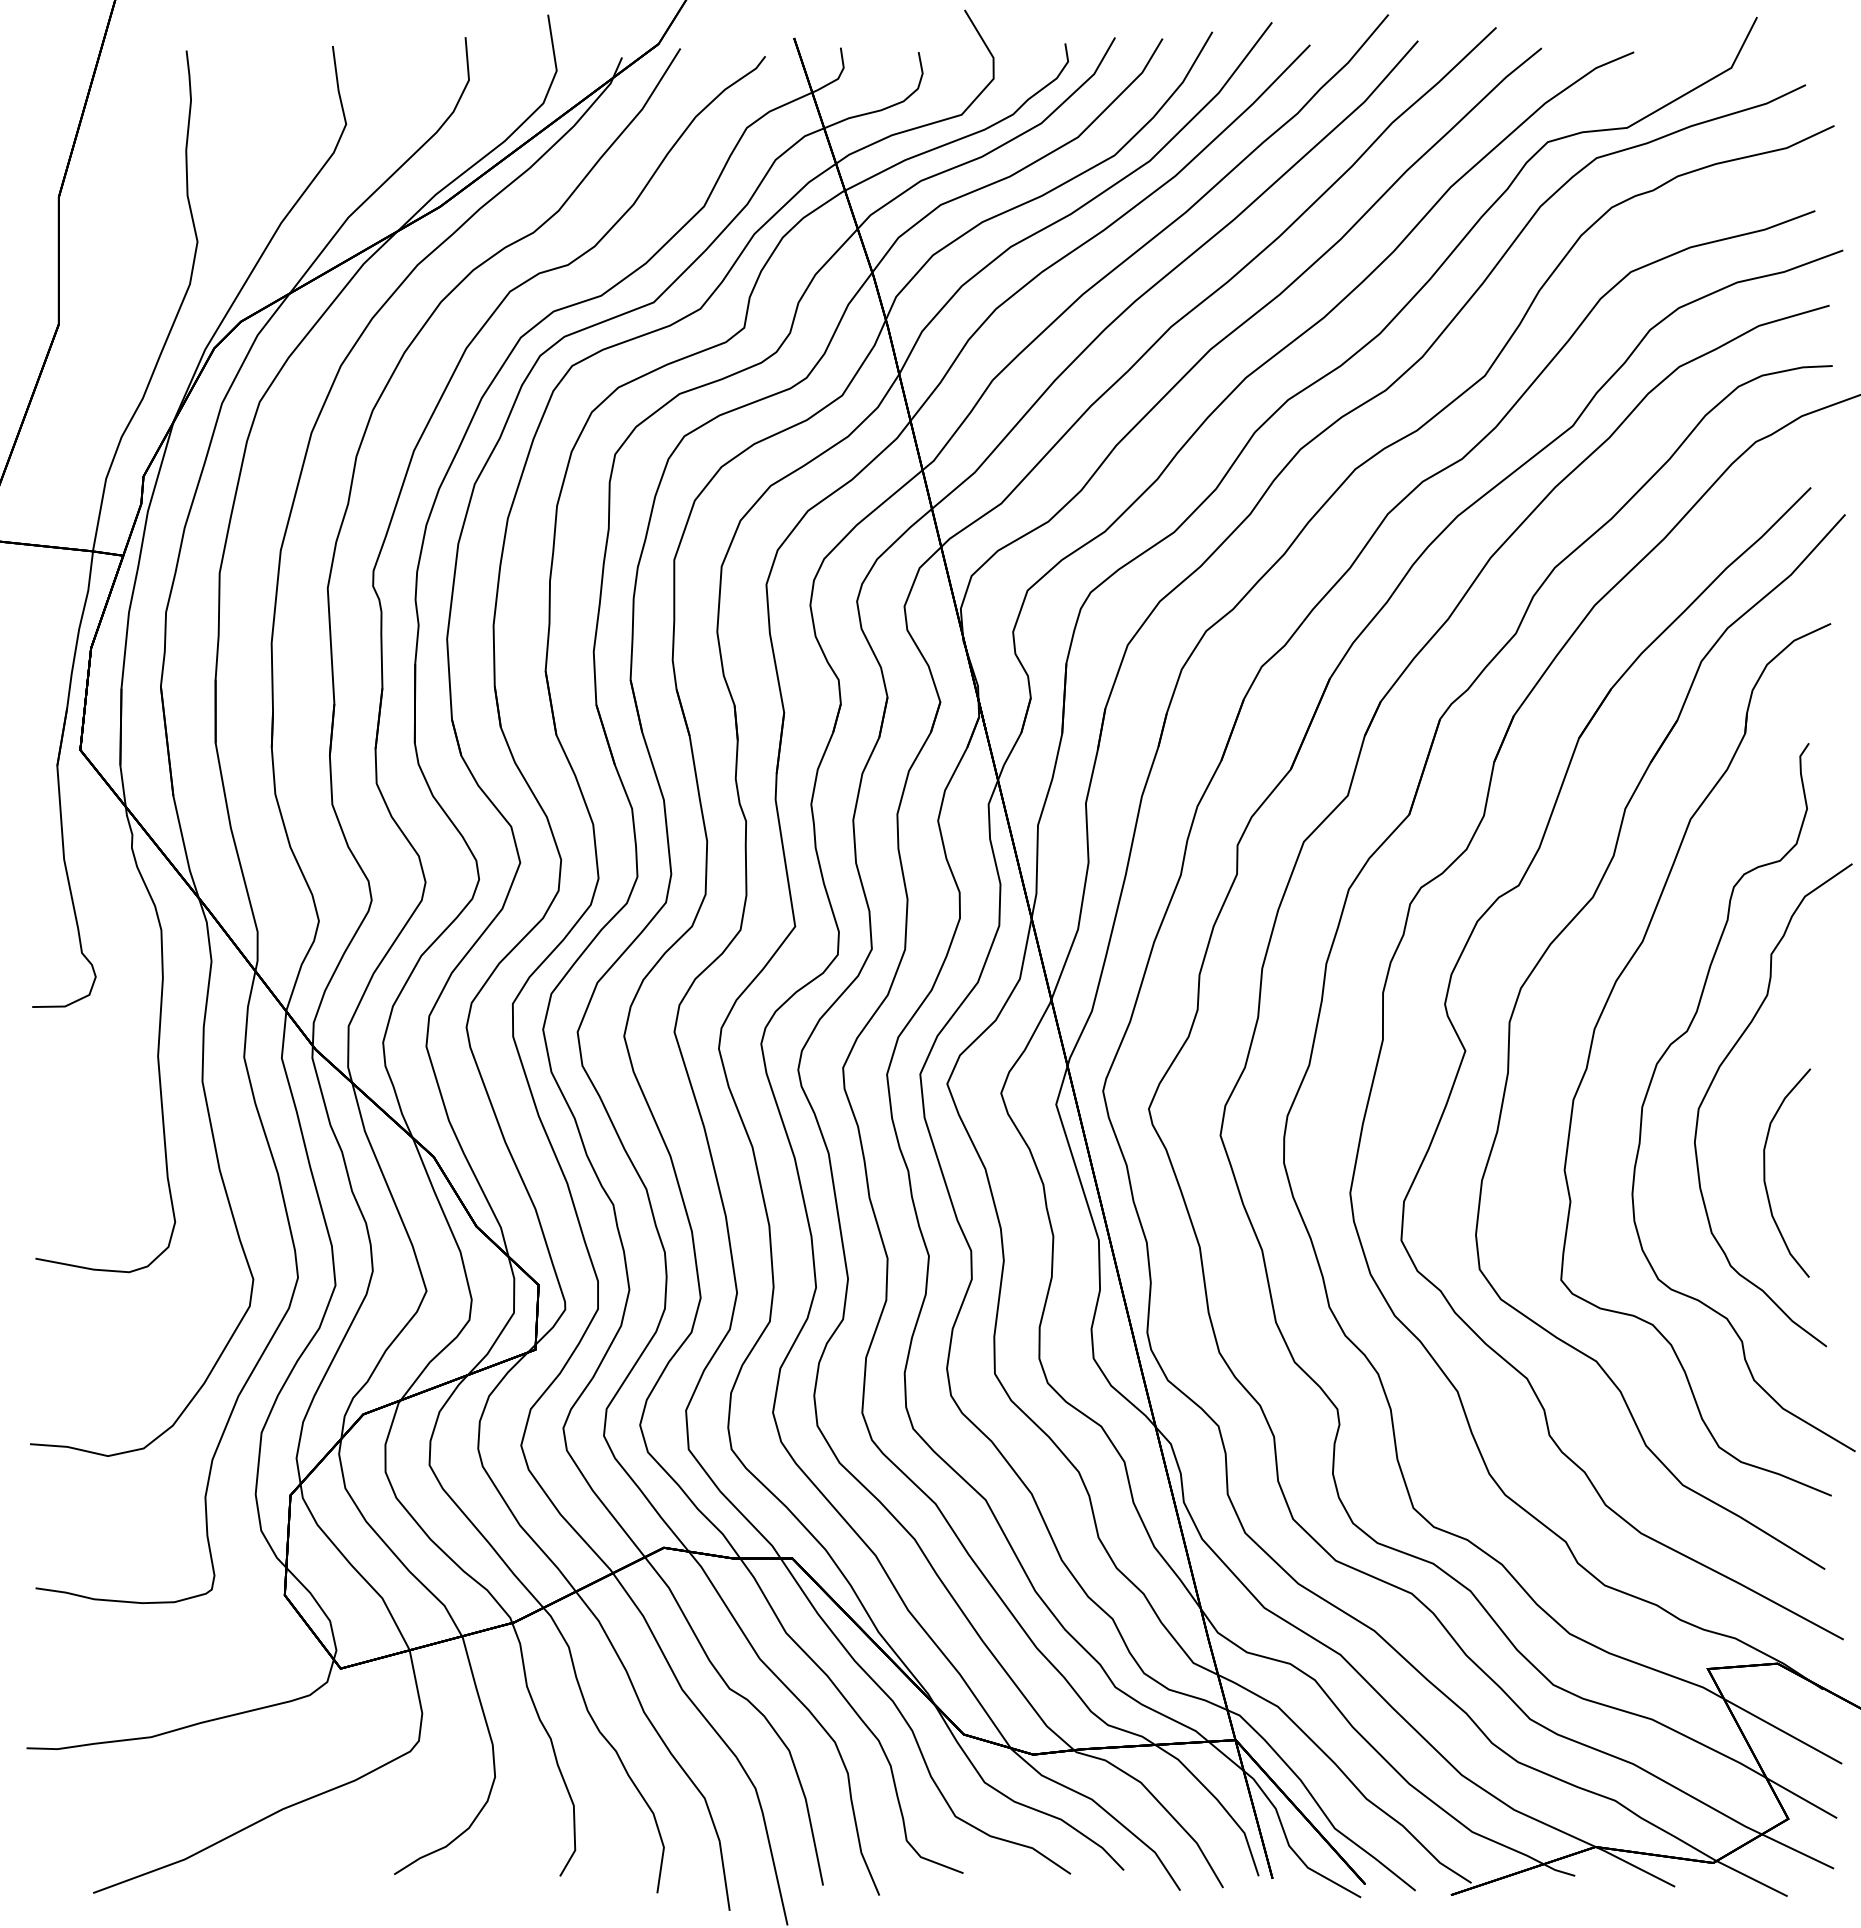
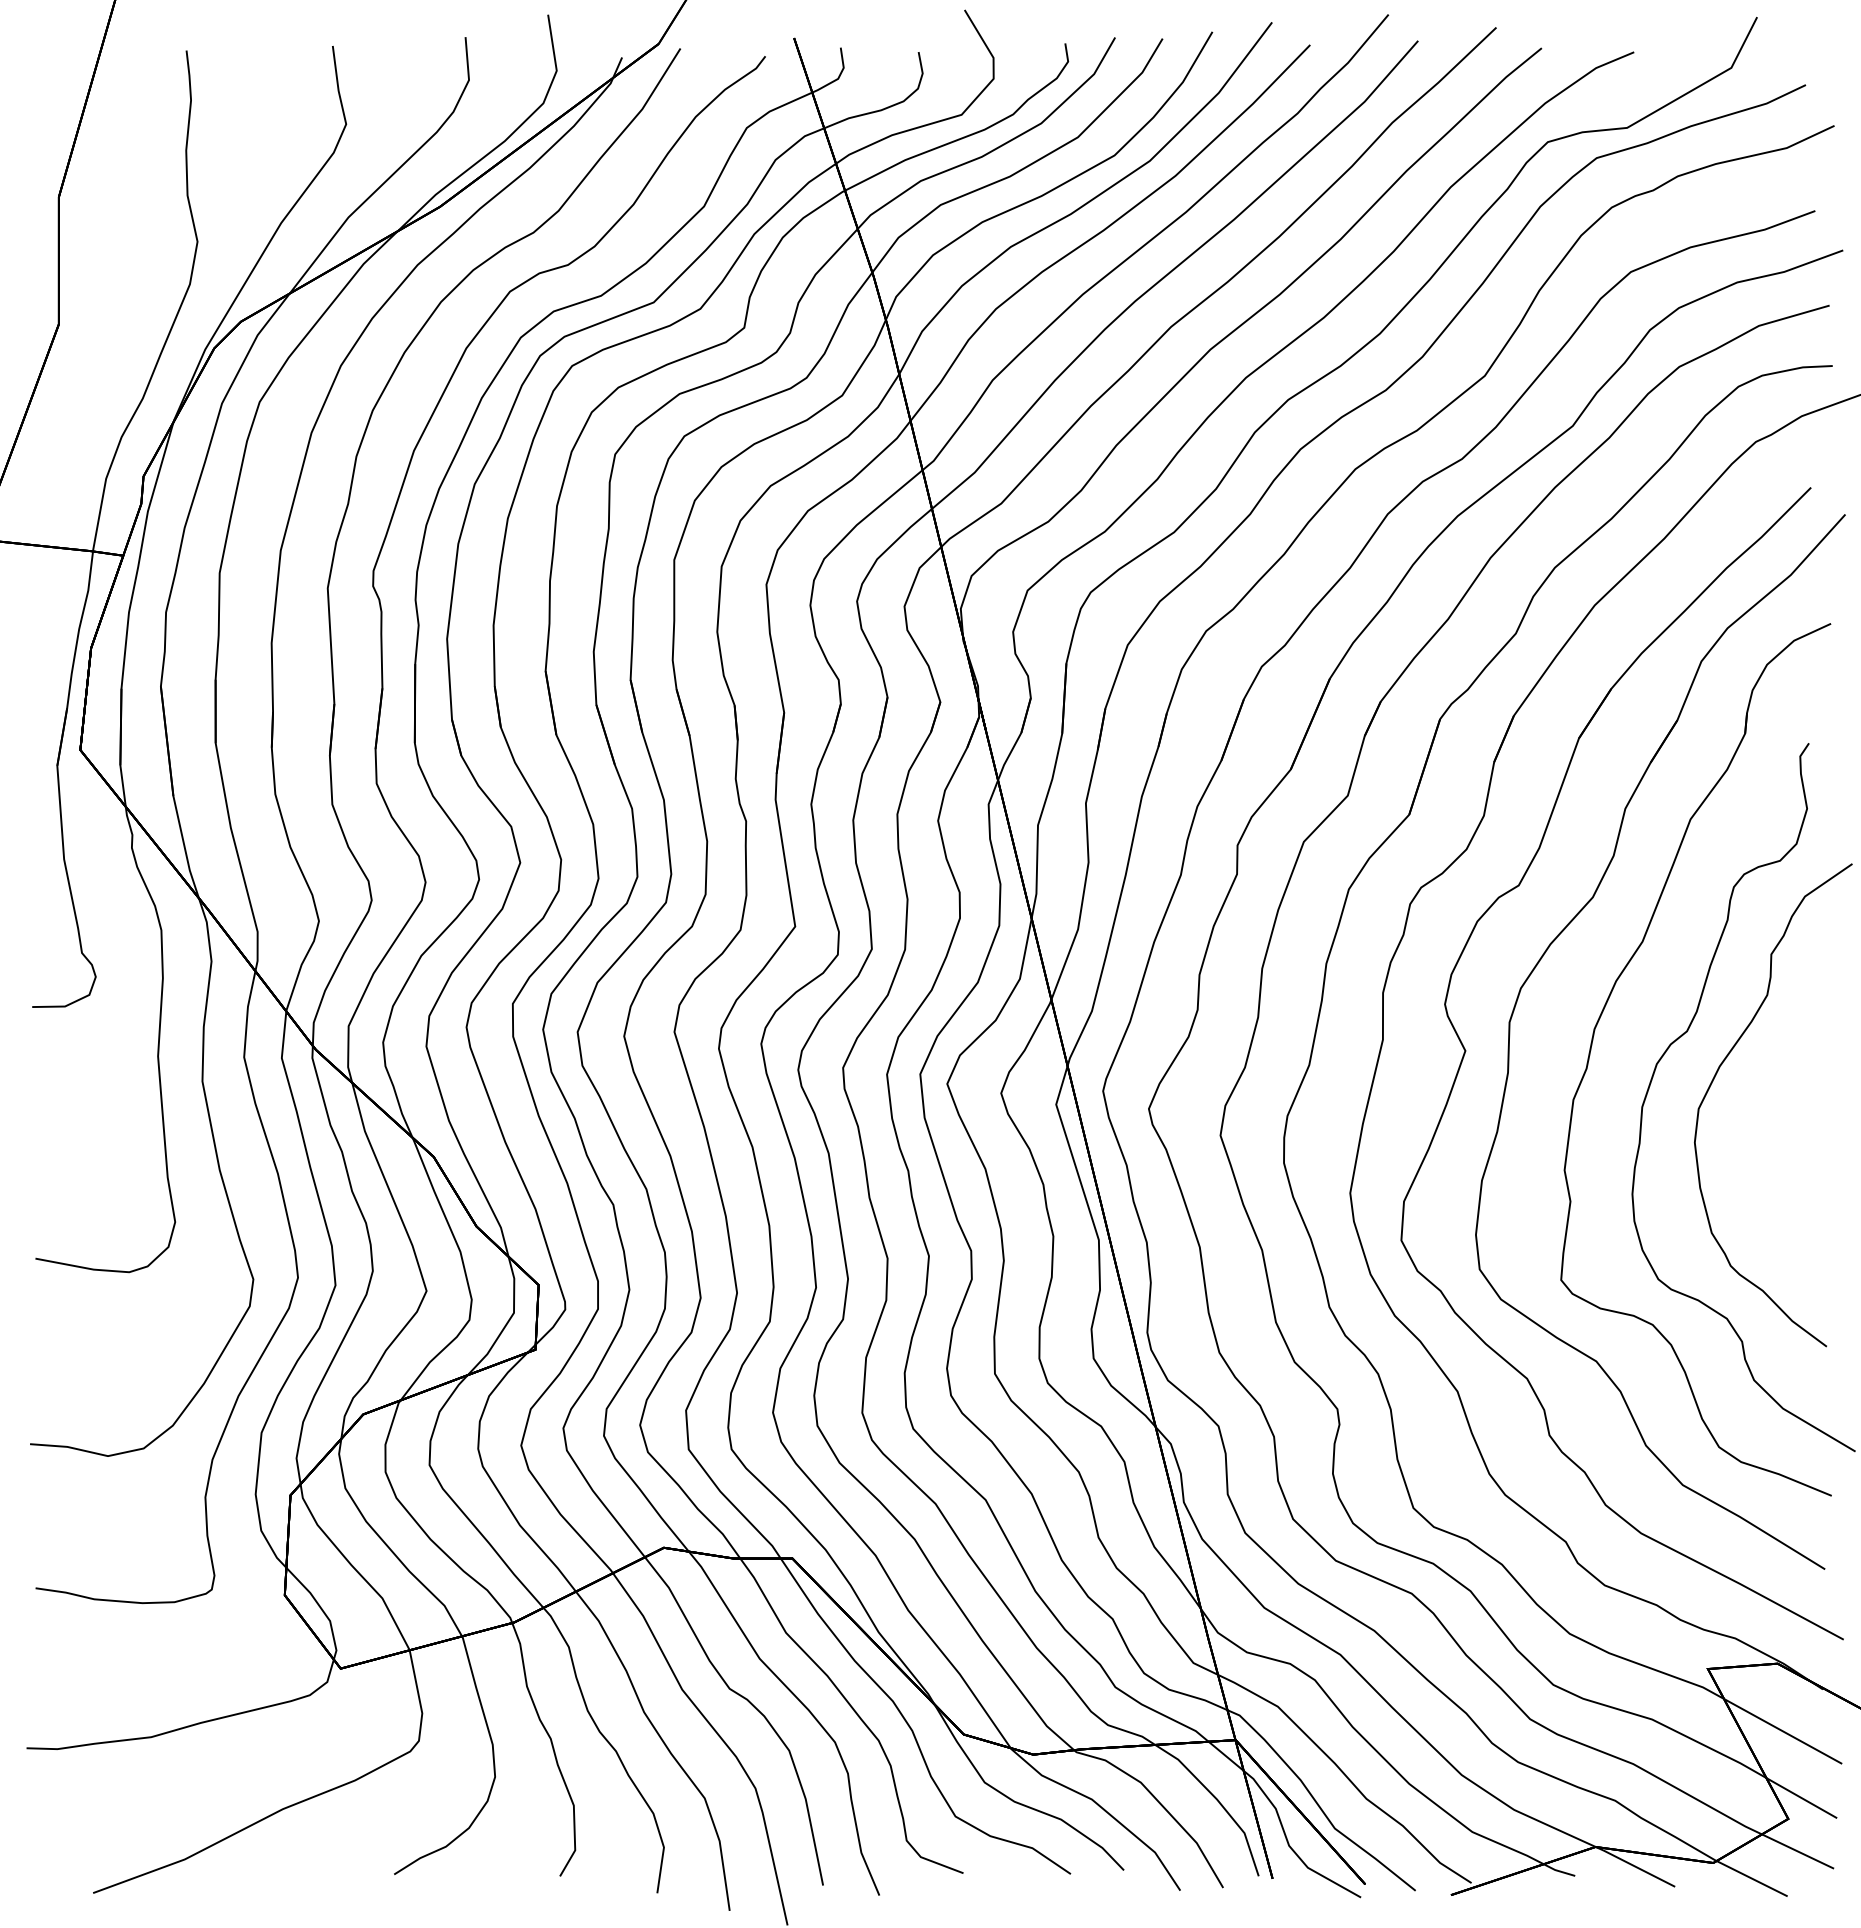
curve: present -> none (1765, 1172)
